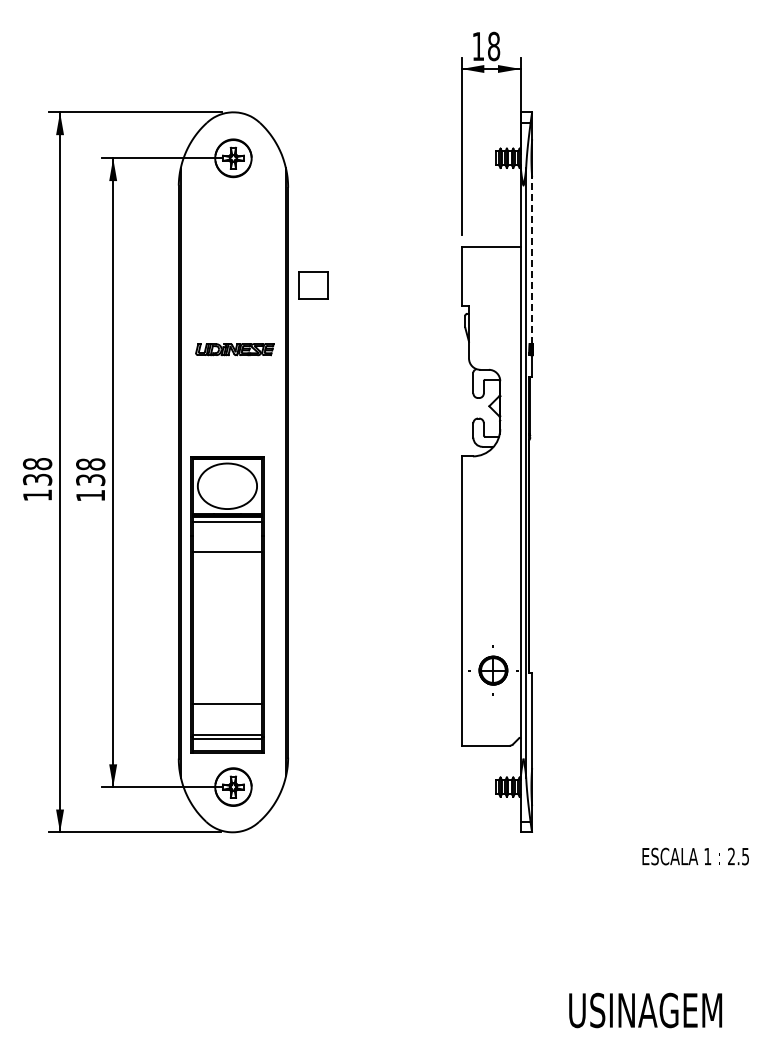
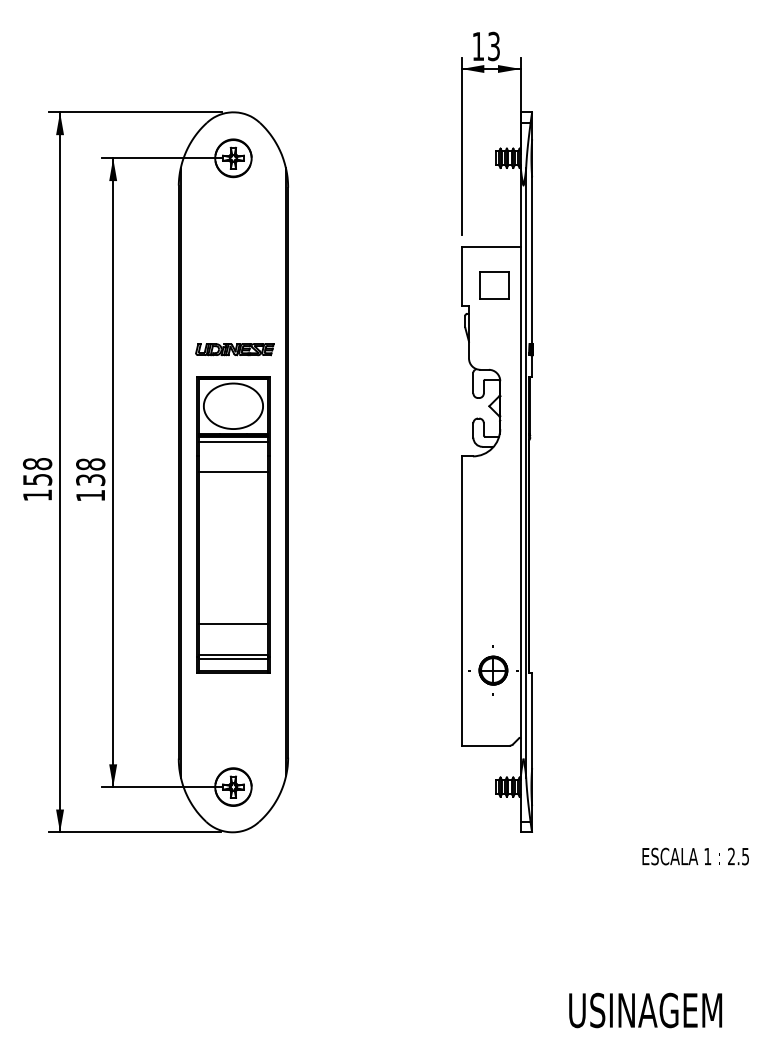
text: 18 -> 13 (494, 46)
line: dashed -> solid (532, 260)
part position: (313, 285) -> (494, 285) (494, 285)
text: 138 -> 158 (36, 479)
part position: (227, 604) -> (233, 524) (233, 524)
